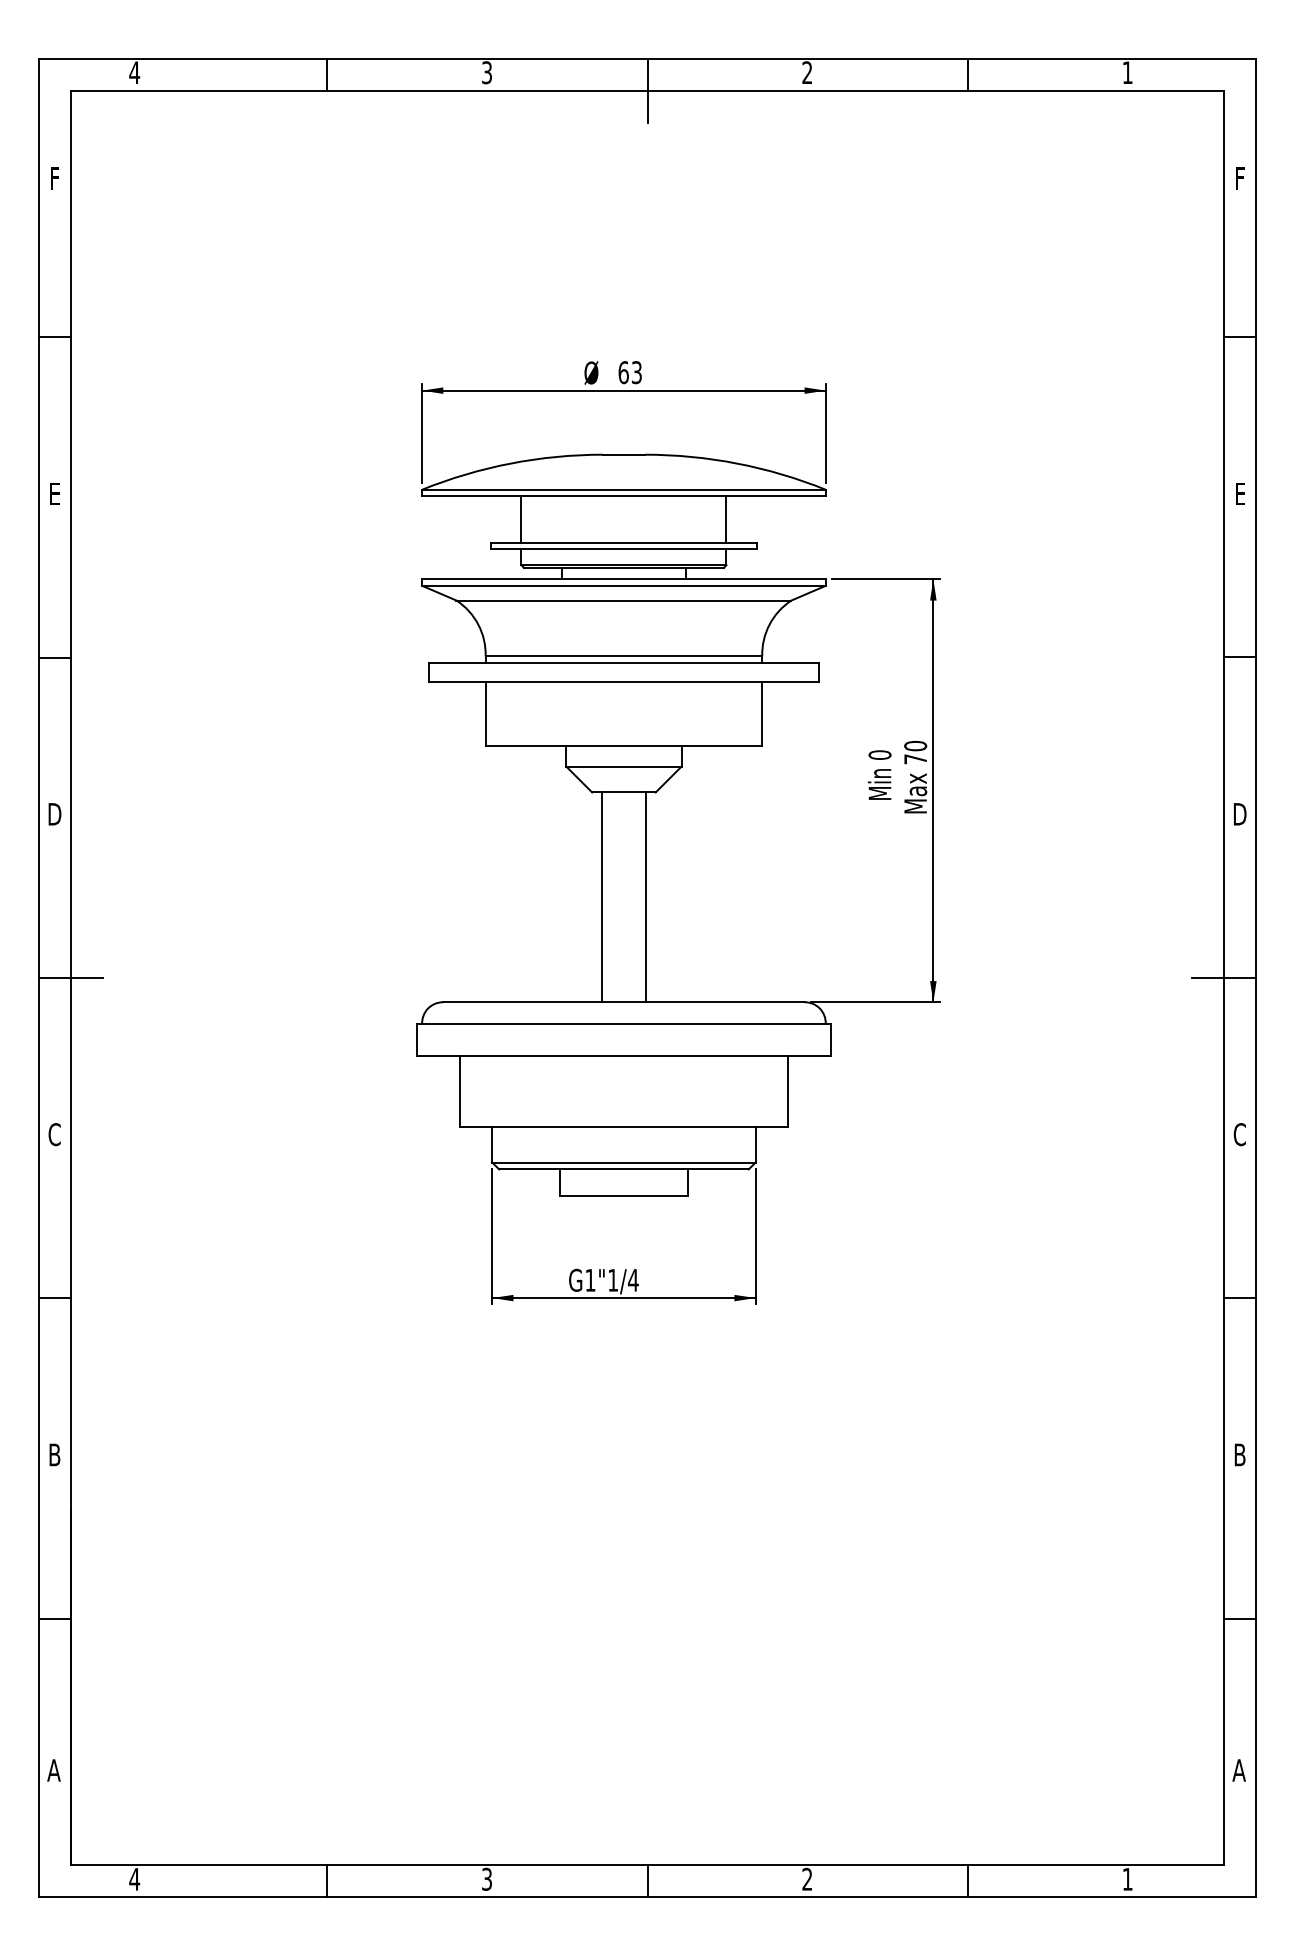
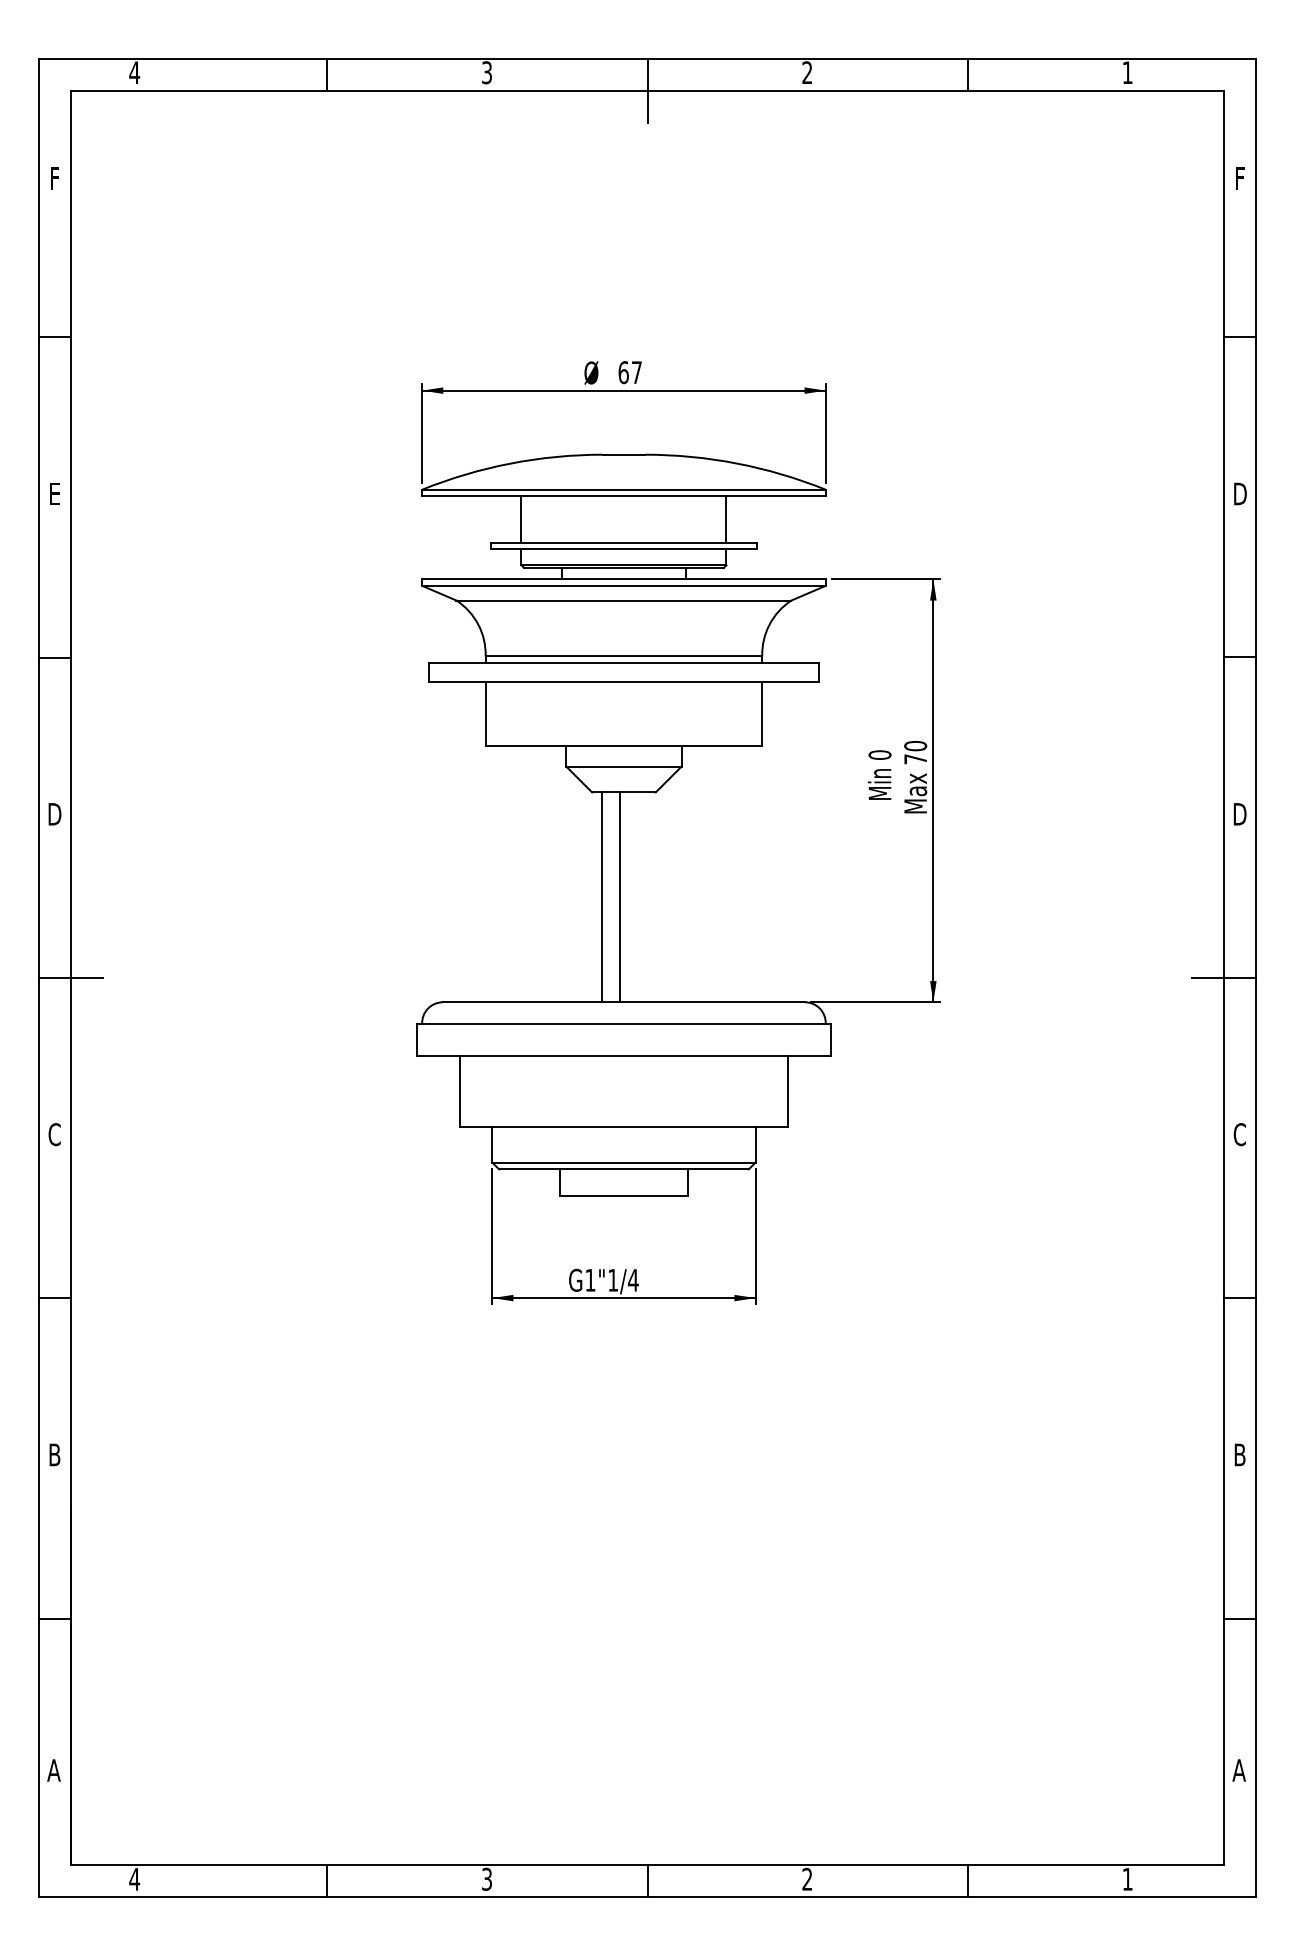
text: 63 -> 67 (636, 372)
text: E -> D (1240, 493)
line position: (646, 897) -> (620, 897) (620, 897)
